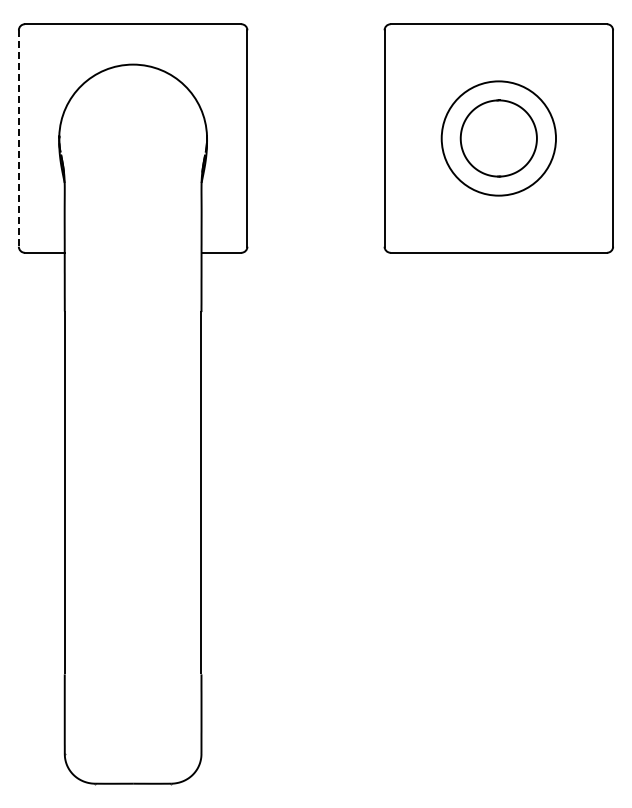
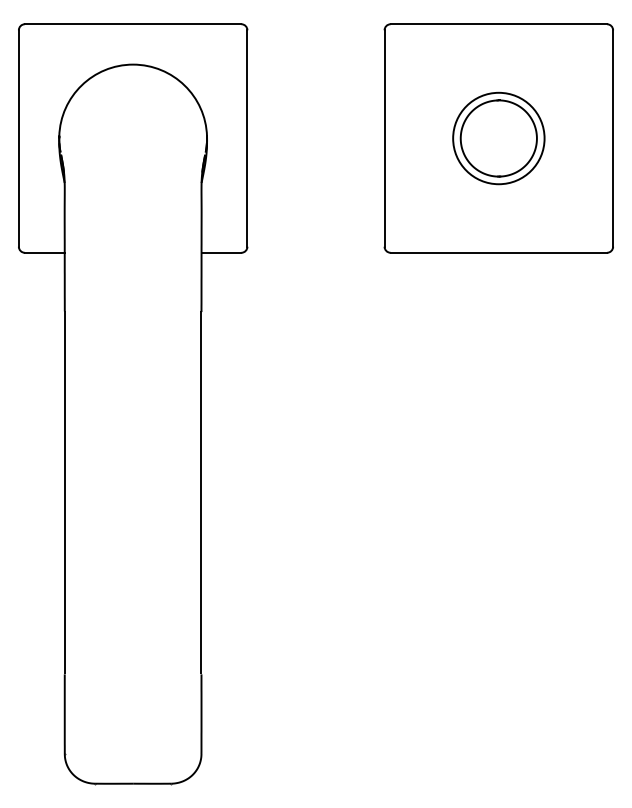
circle diameter: 114 px -> 91 px (498, 138)
line: dashed -> solid (18, 139)
